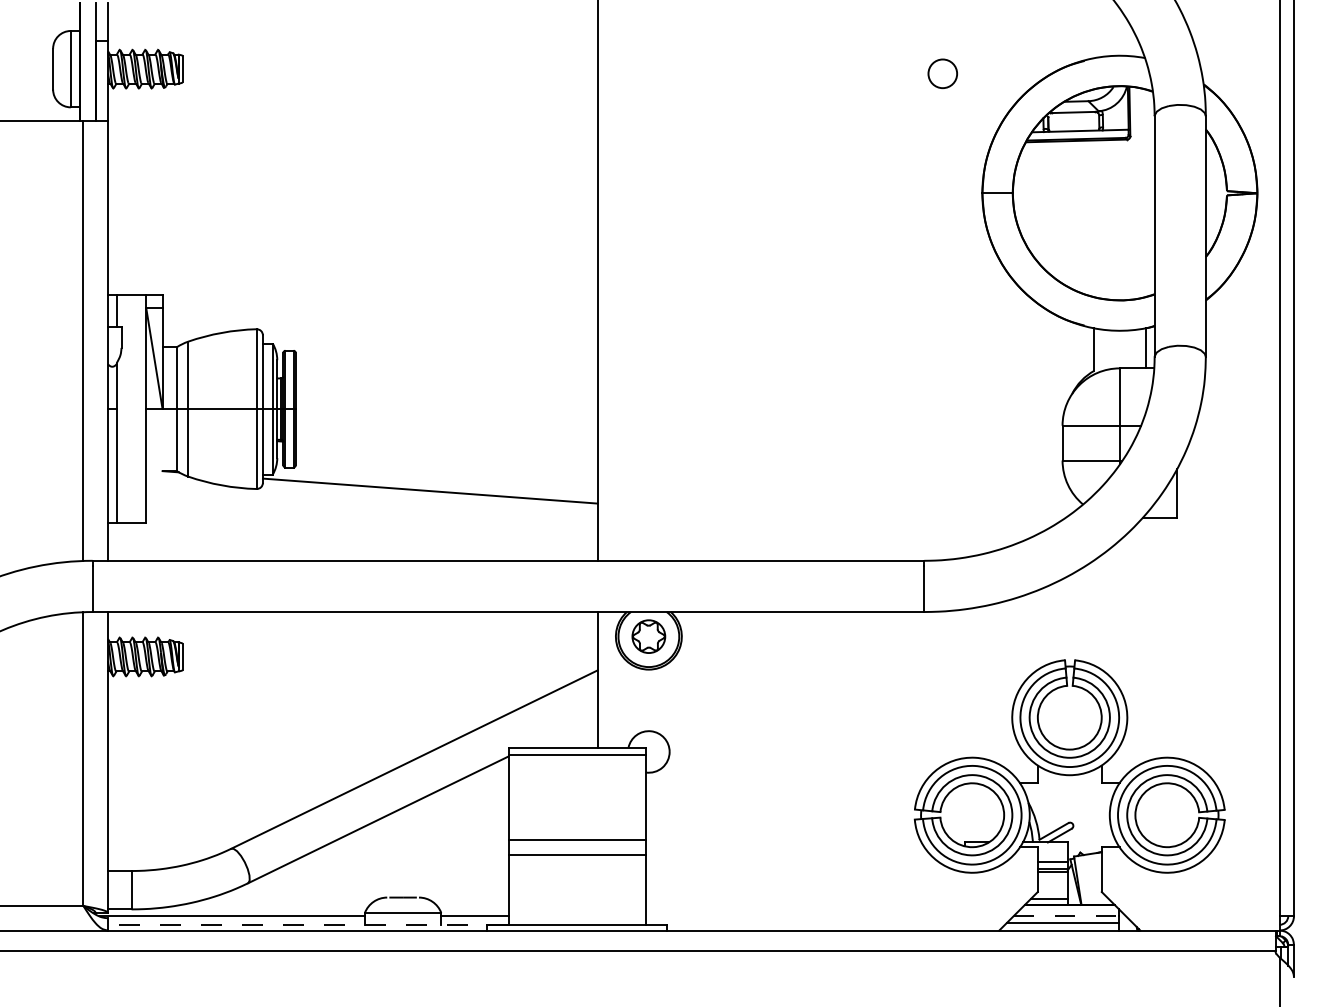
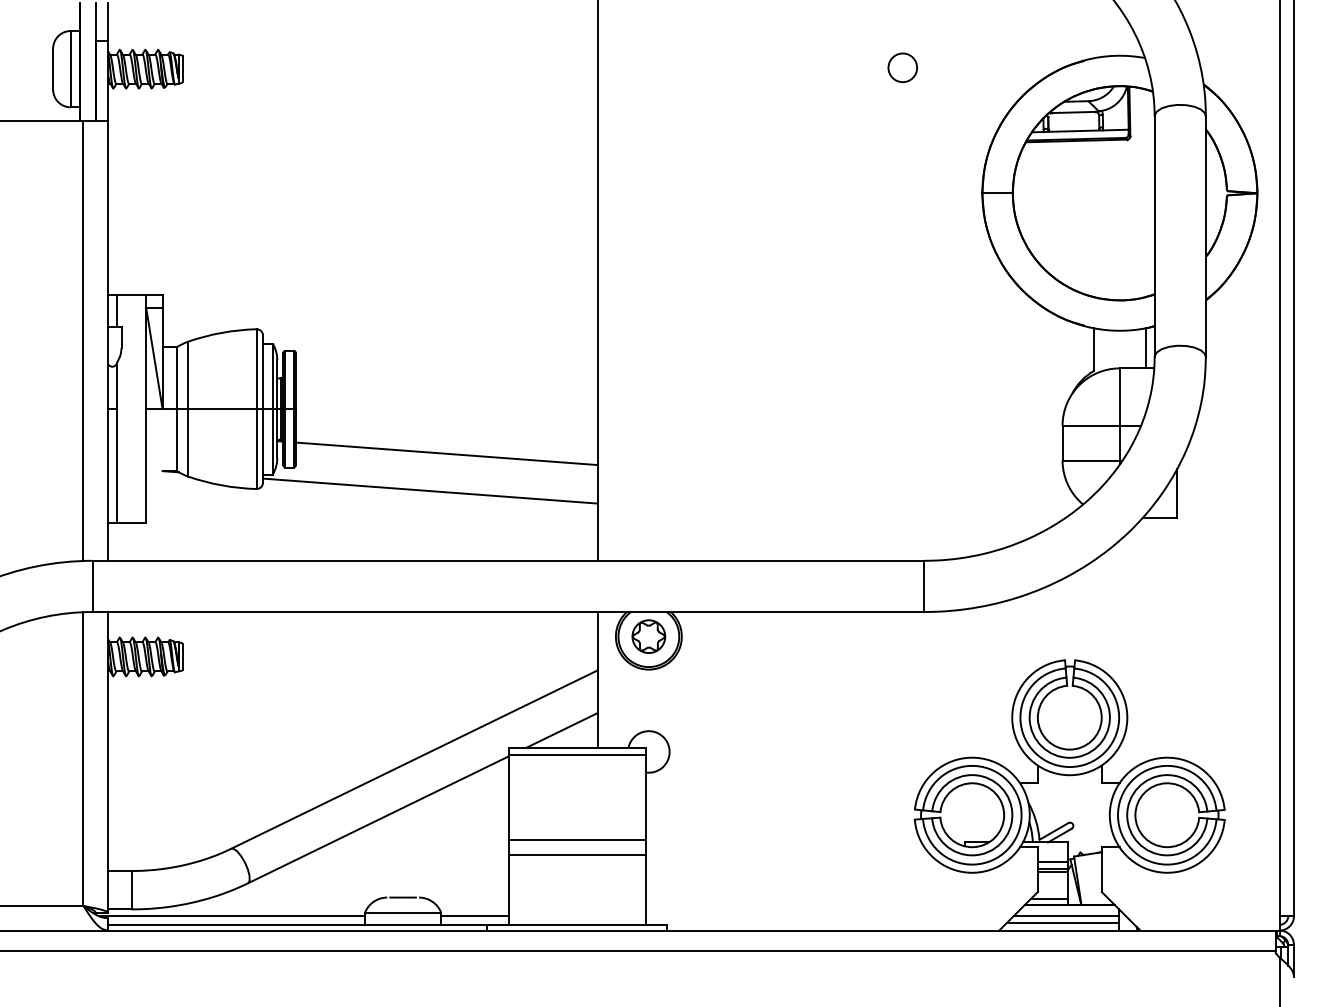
circle position: (942, 73) -> (902, 67) (902, 67)
line: none -> present (446, 453)
line: none -> present (561, 730)
line: dashed -> solid (1066, 916)
line: dashed -> solid (307, 924)
